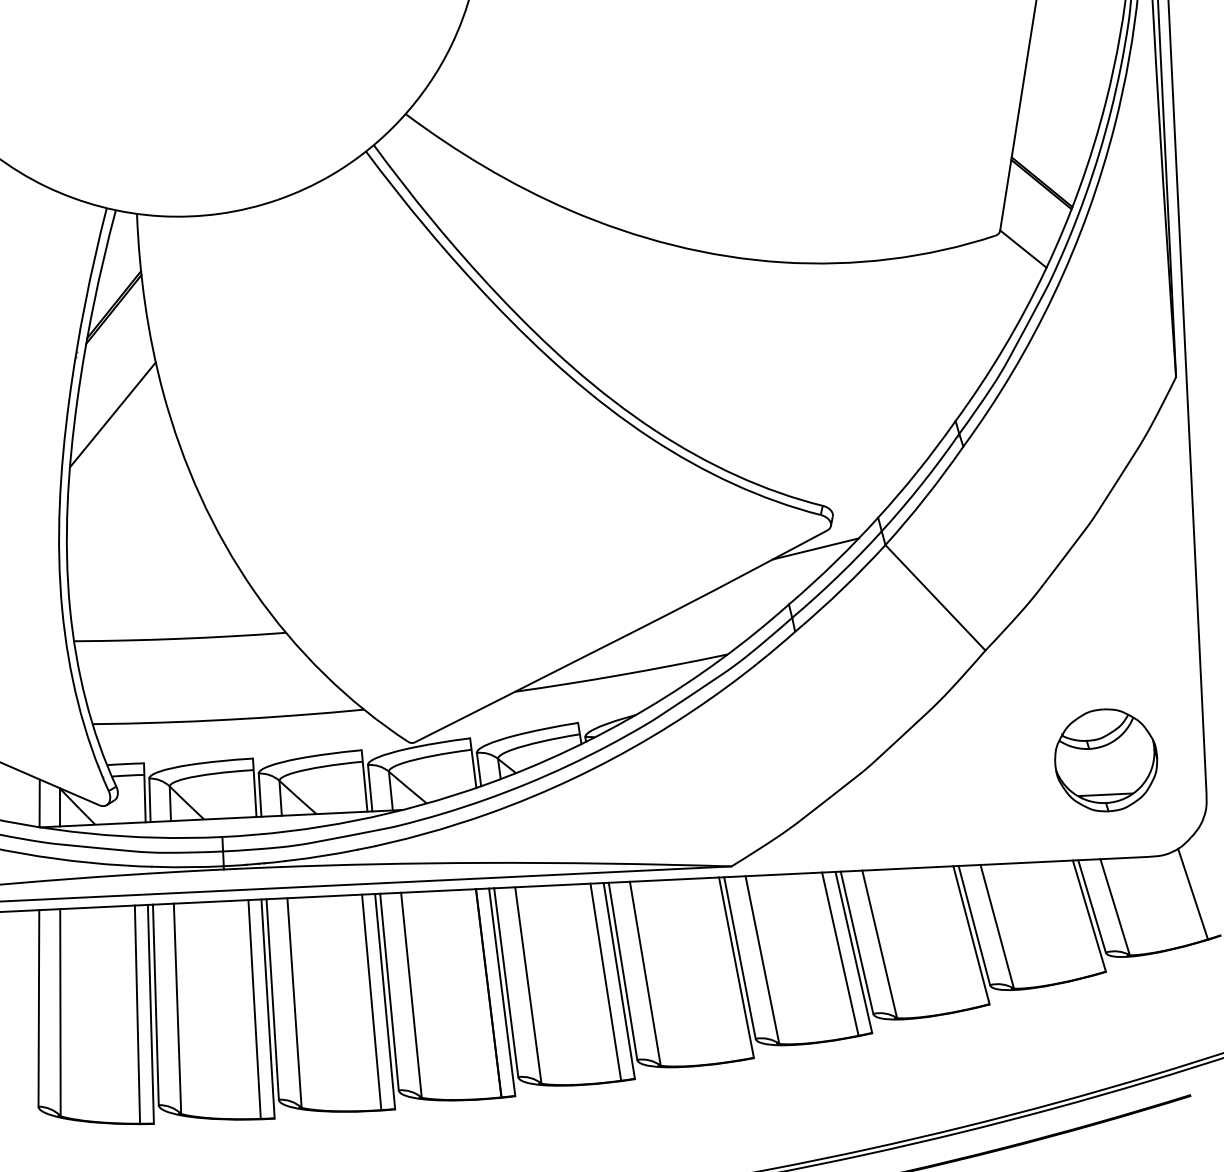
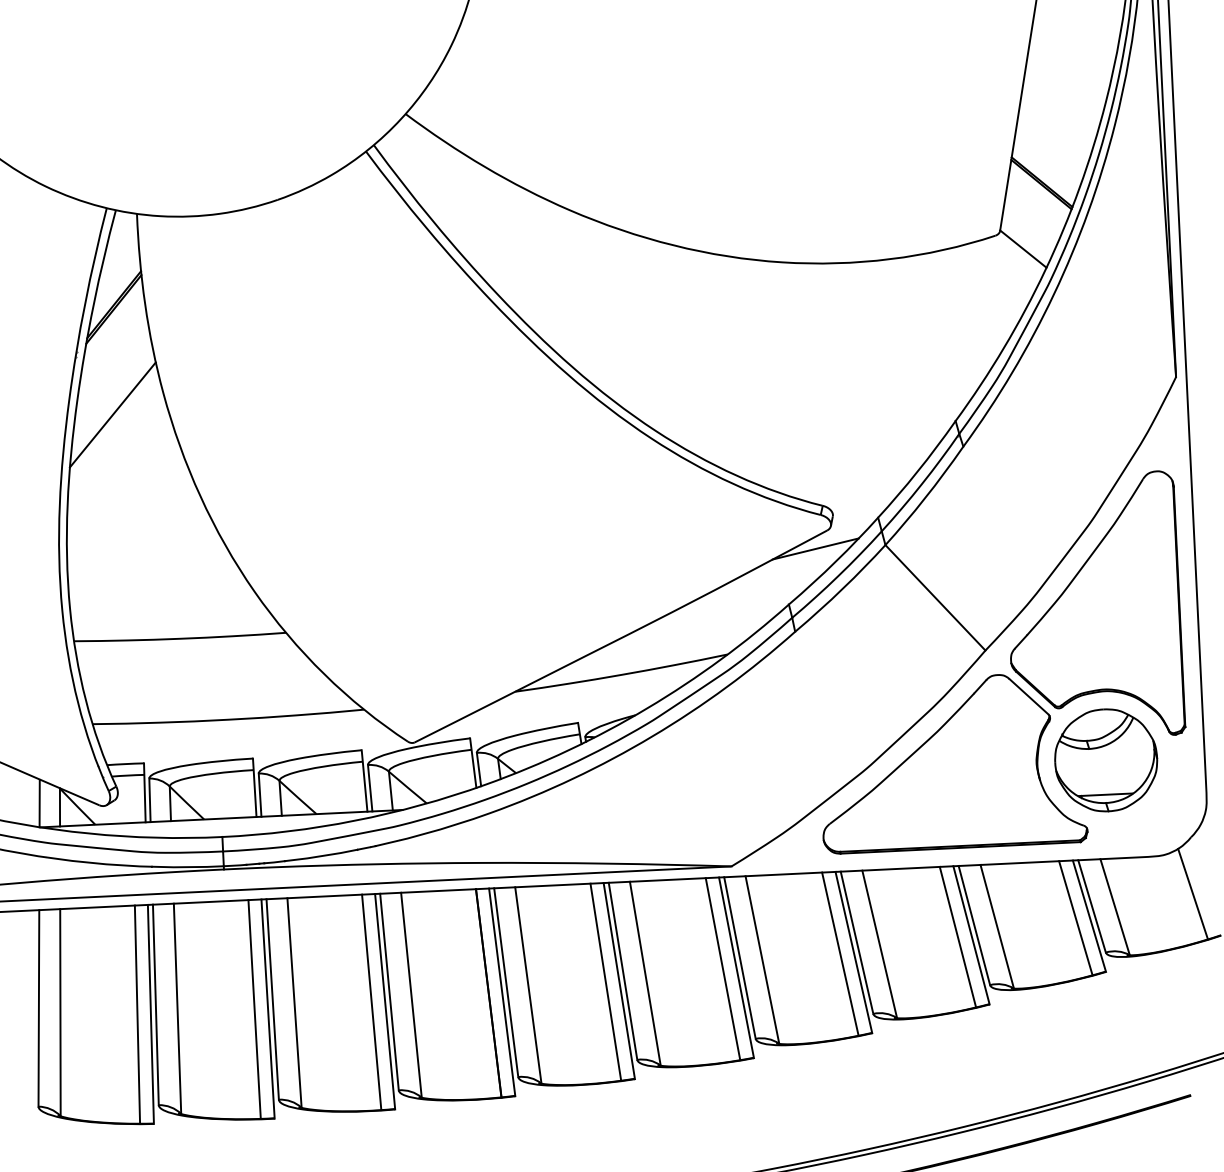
part: none -> present (1004, 662)
line: none -> present (1075, 918)
line: none -> present (957, 936)
line: none -> present (722, 969)
